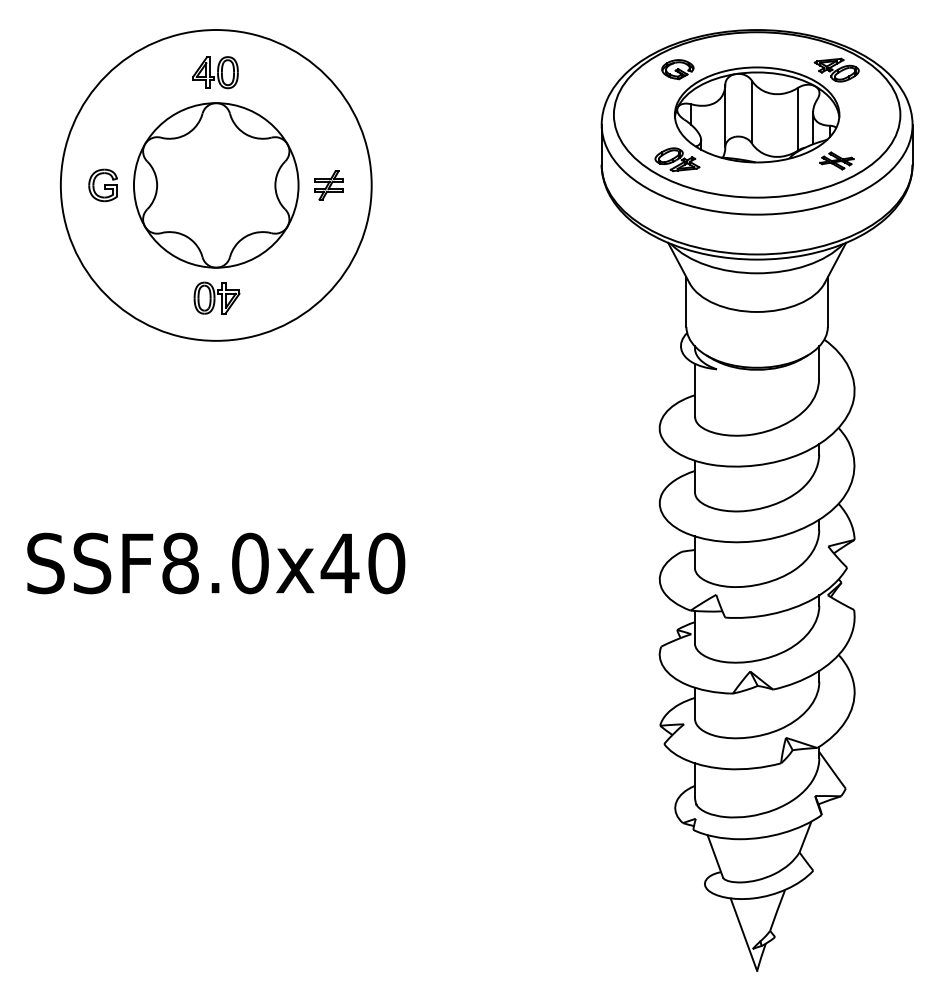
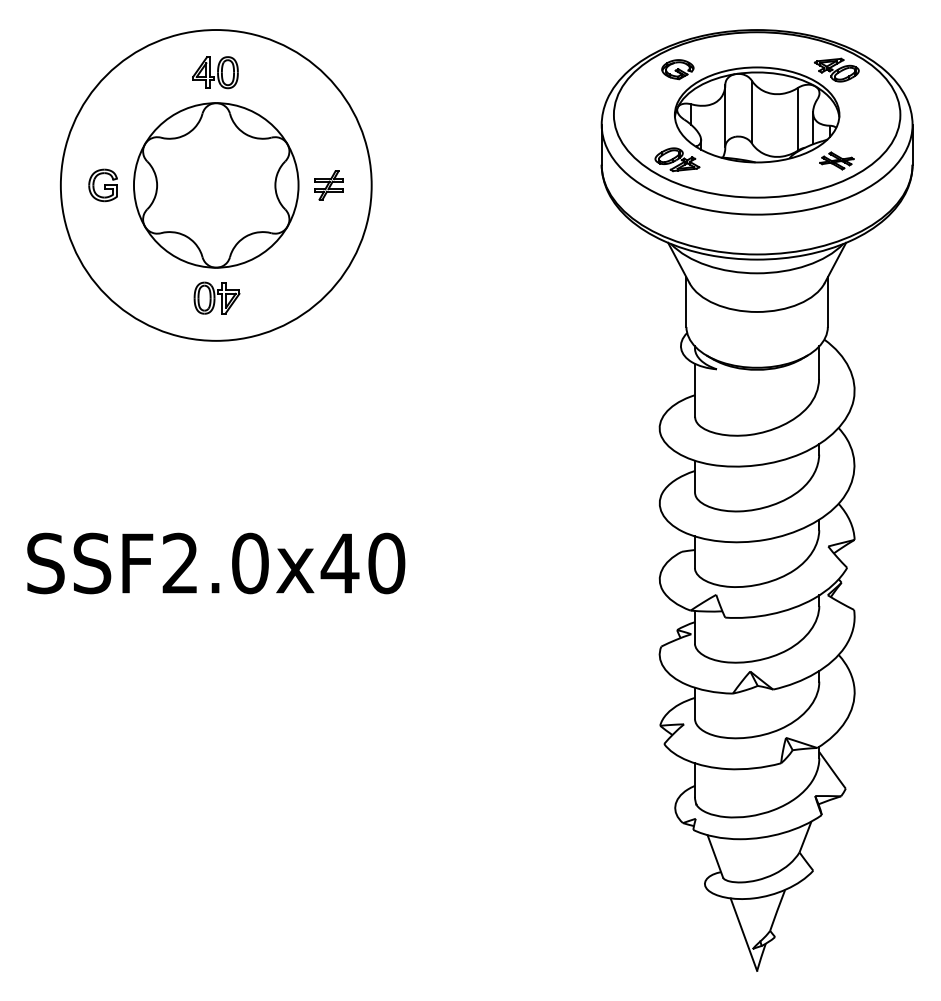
text: SSF8.0x40 -> SSF2.0x40 (180, 563)
